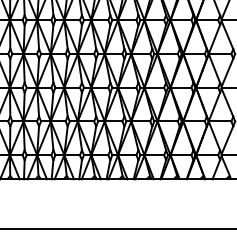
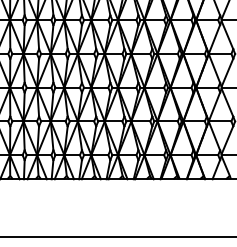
line position: (117, 229) -> (117, 237) (117, 237)
